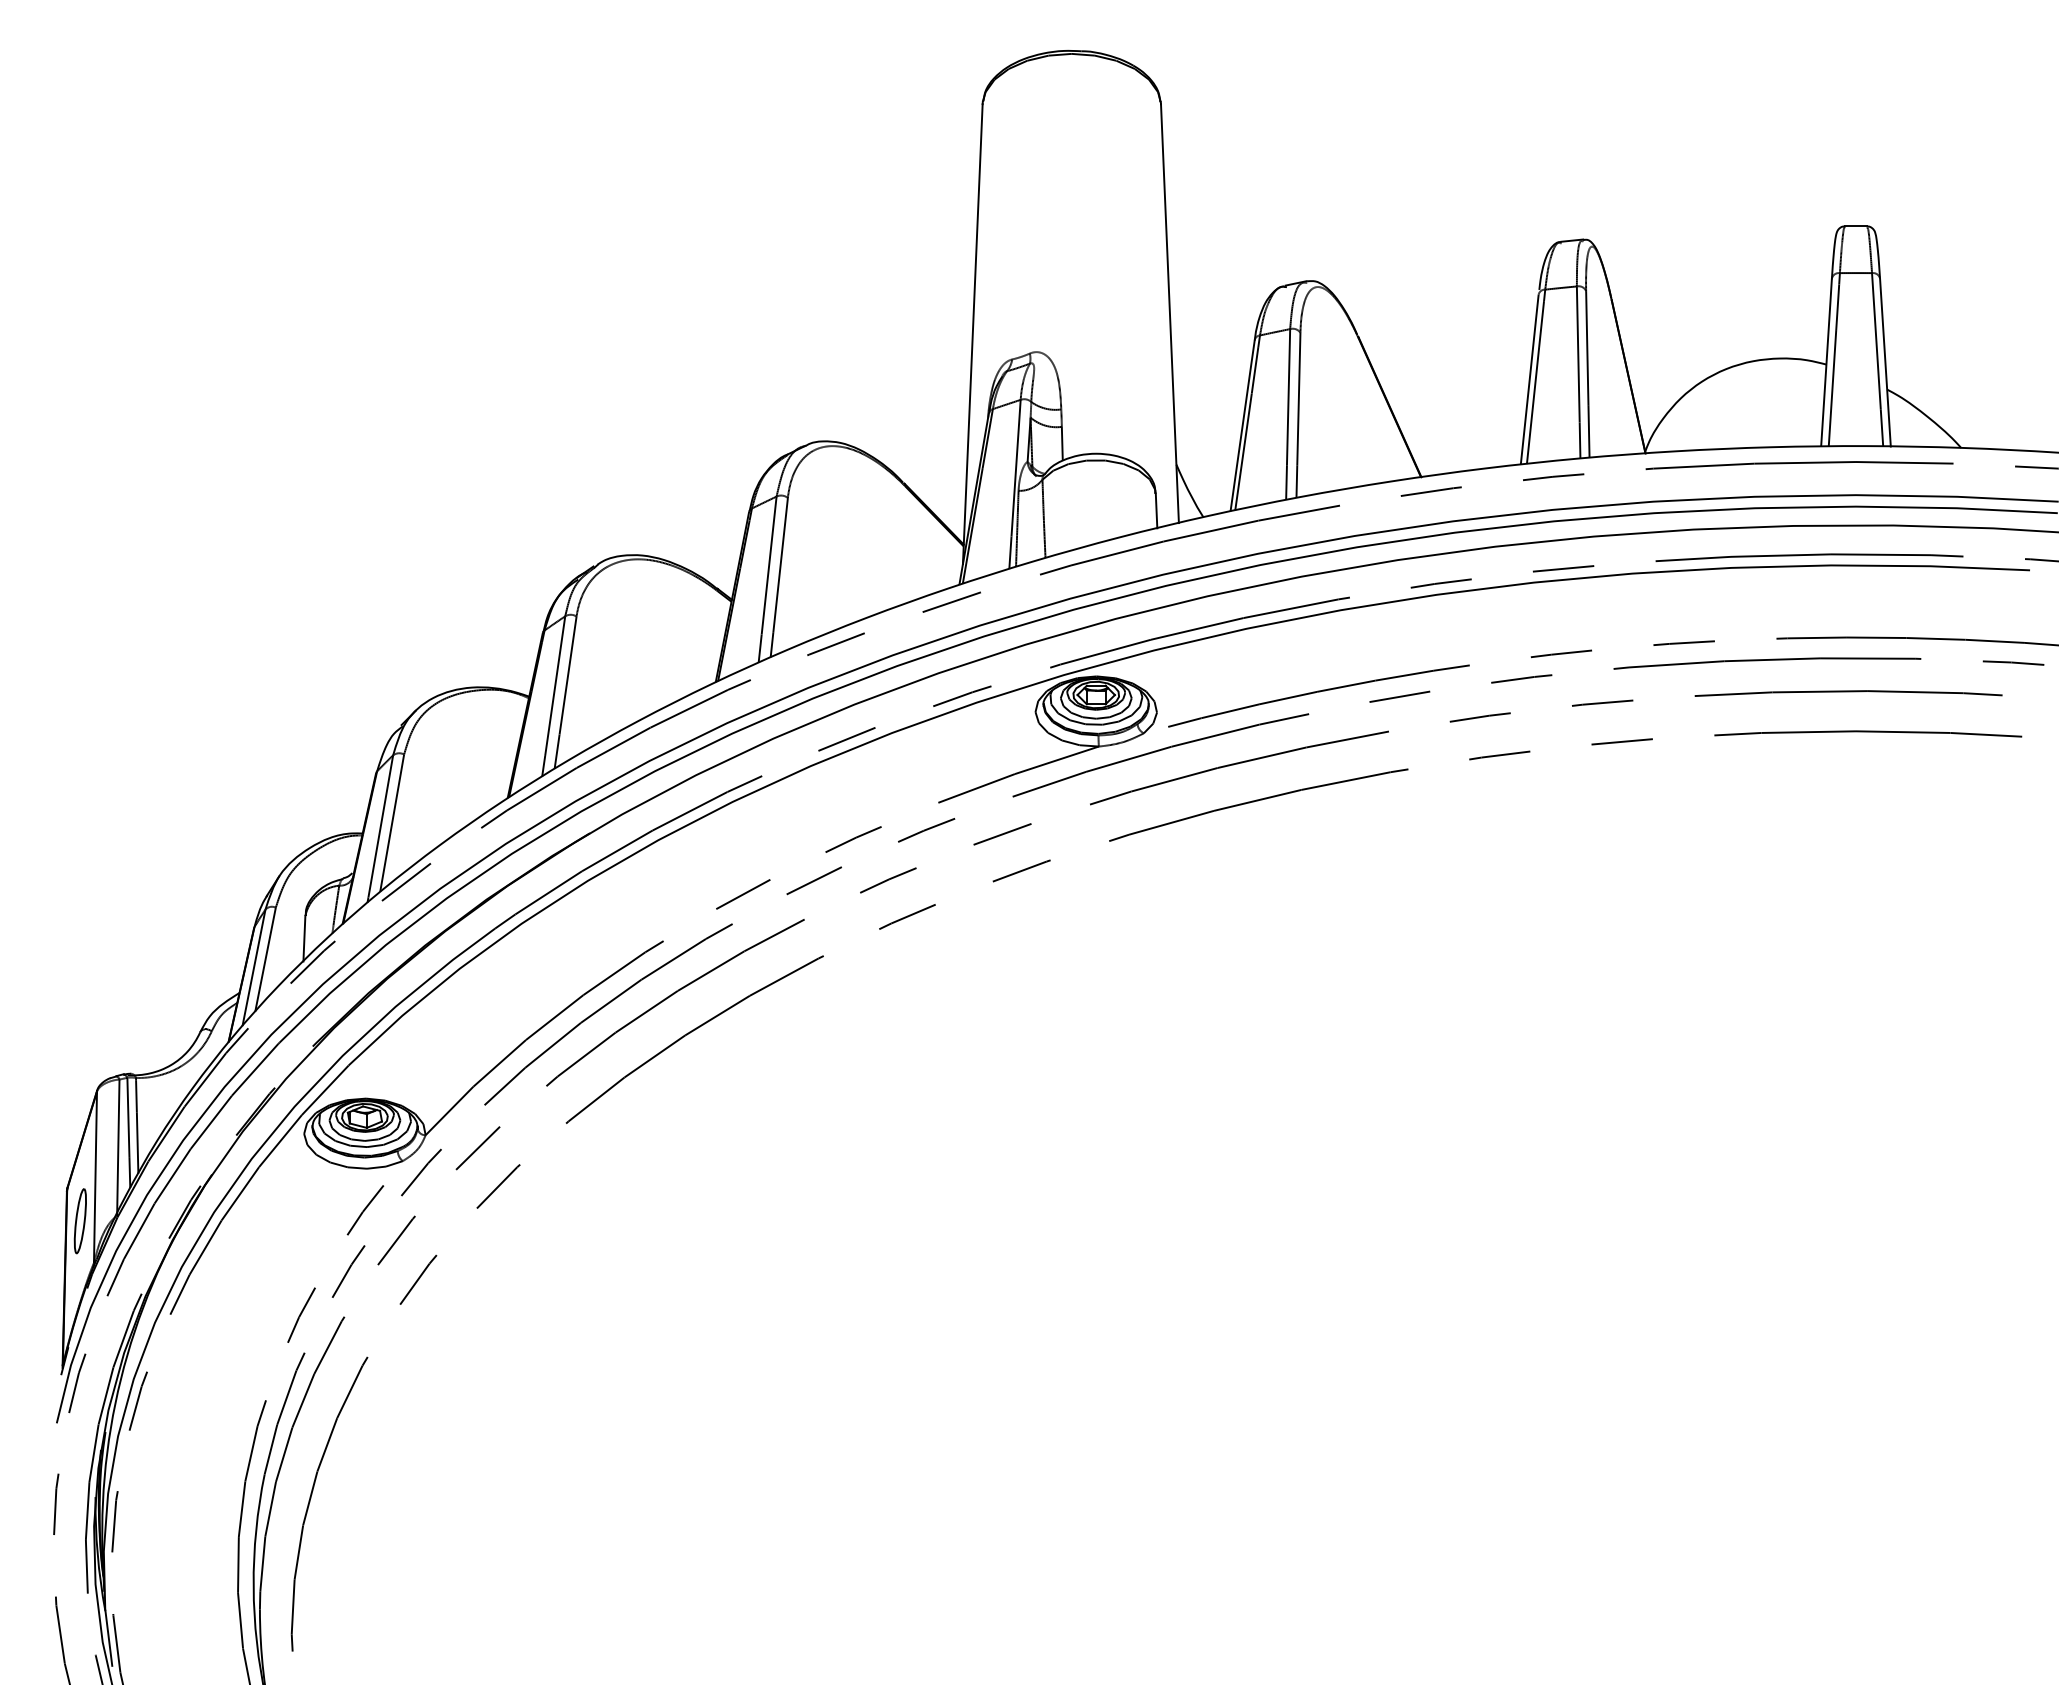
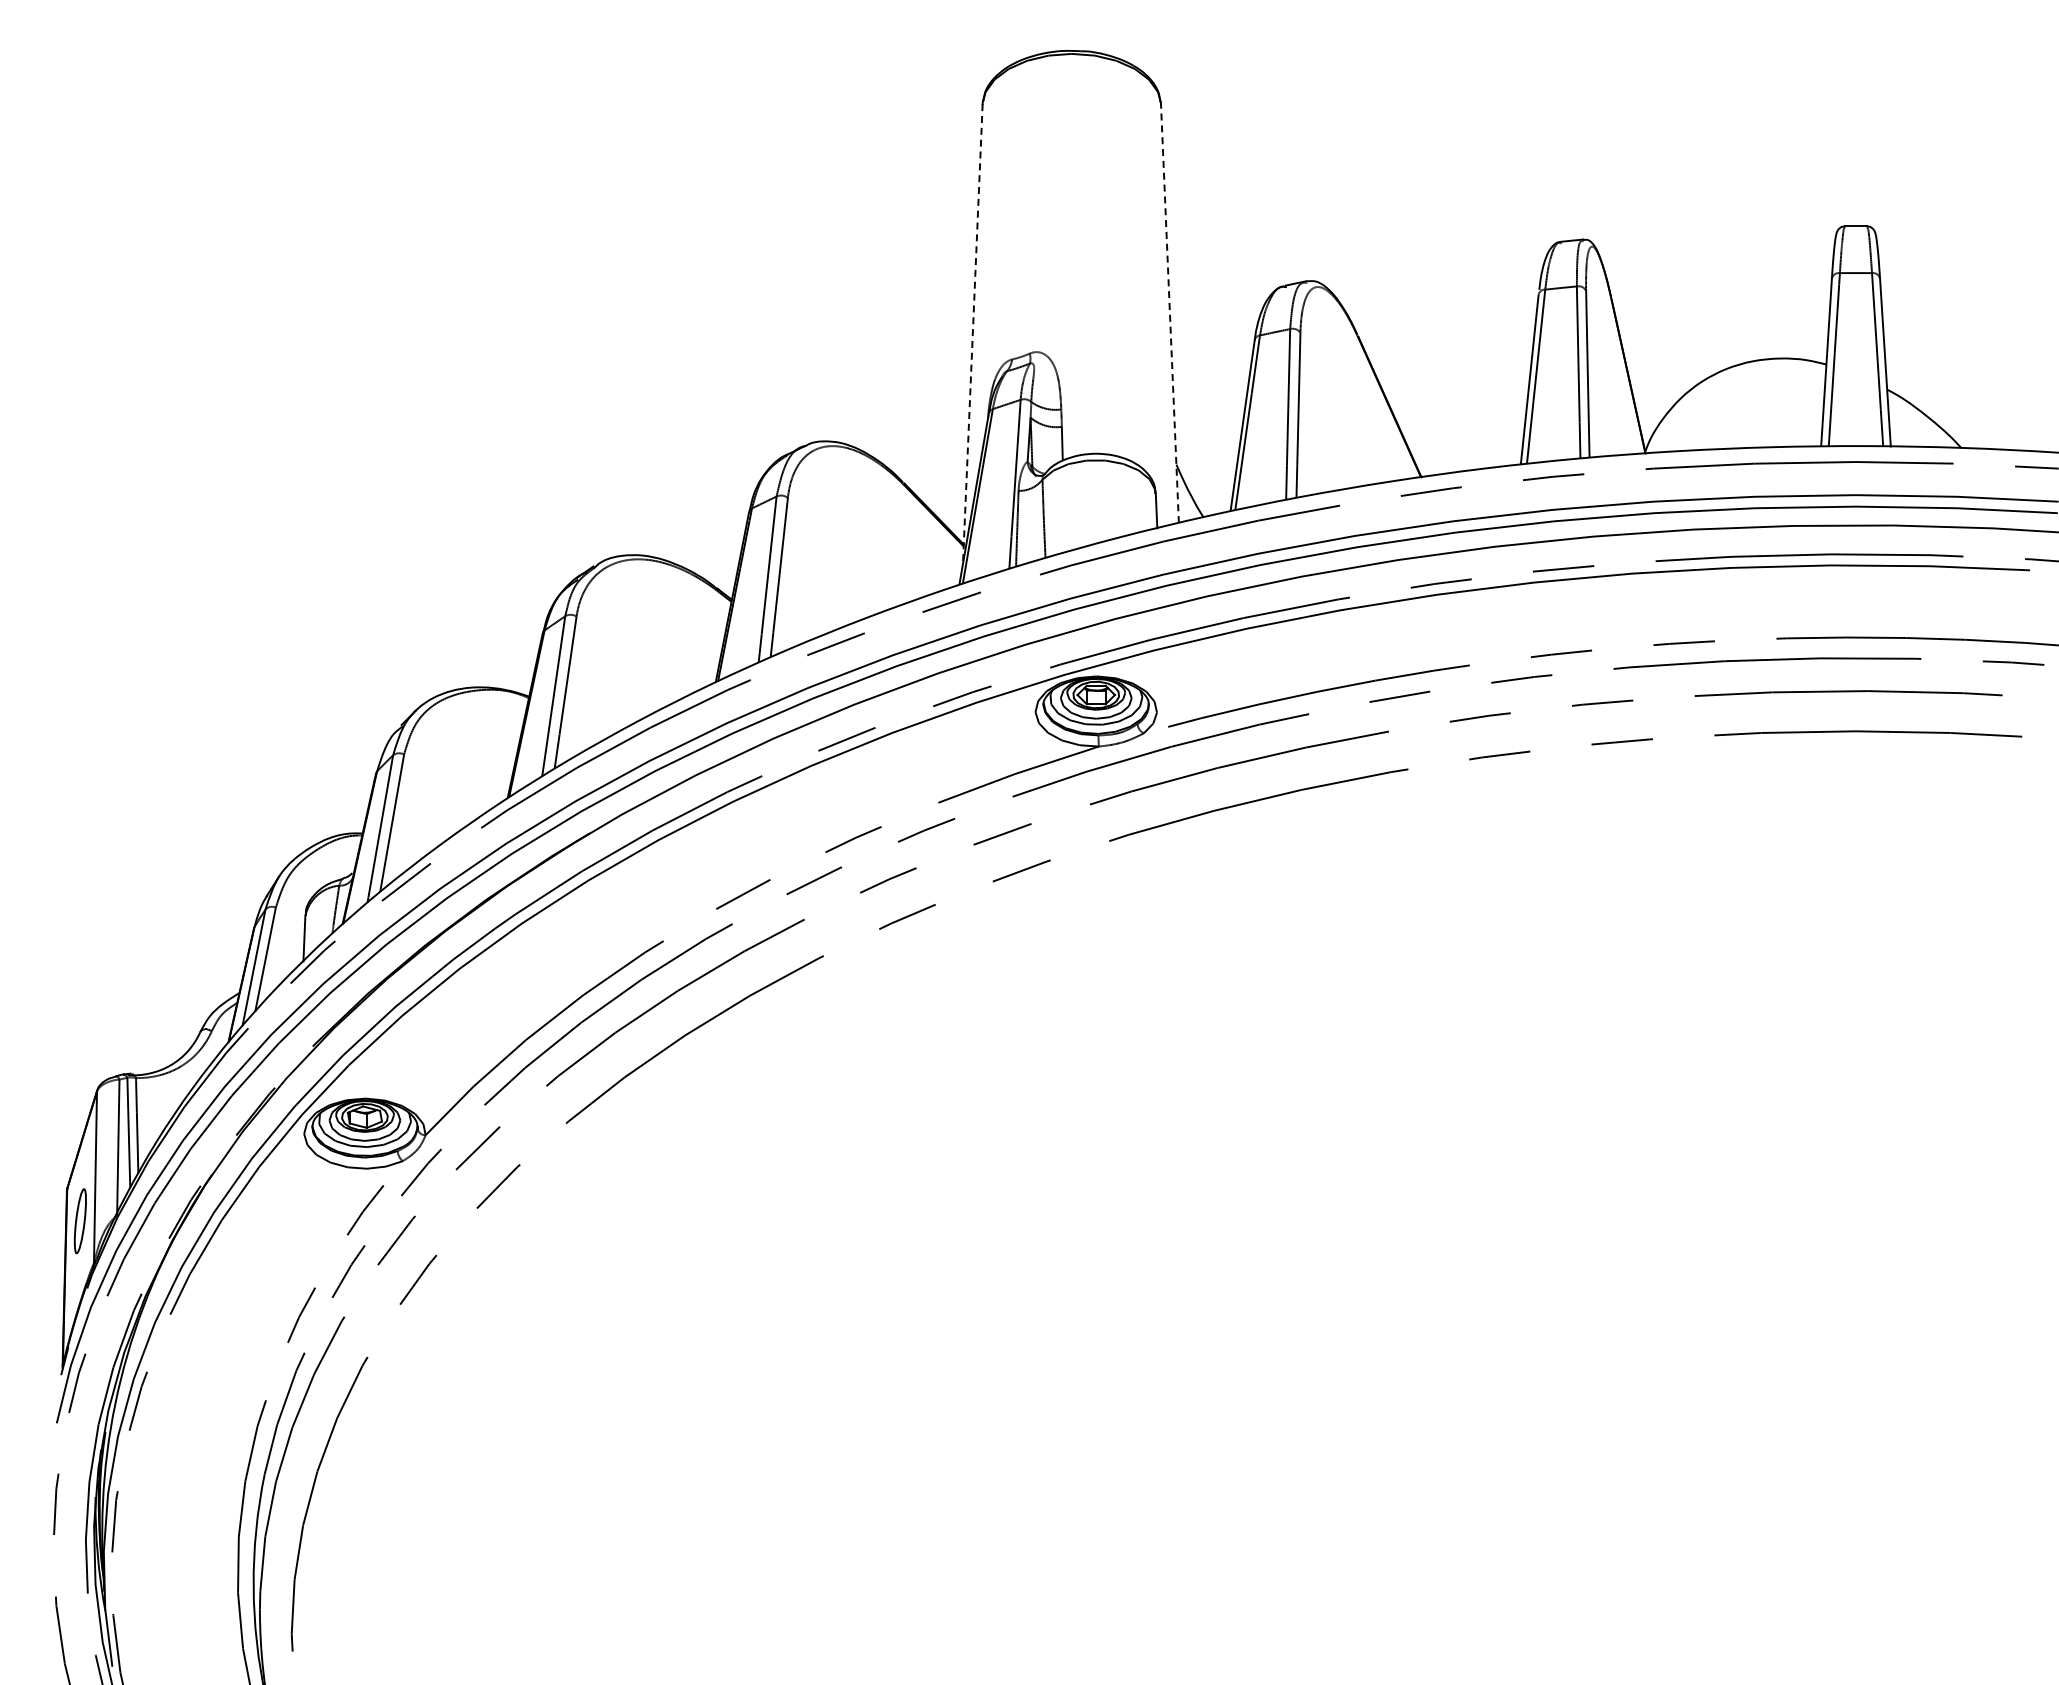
line: solid -> dashed (1169, 313)
line: solid -> dashed (972, 334)
